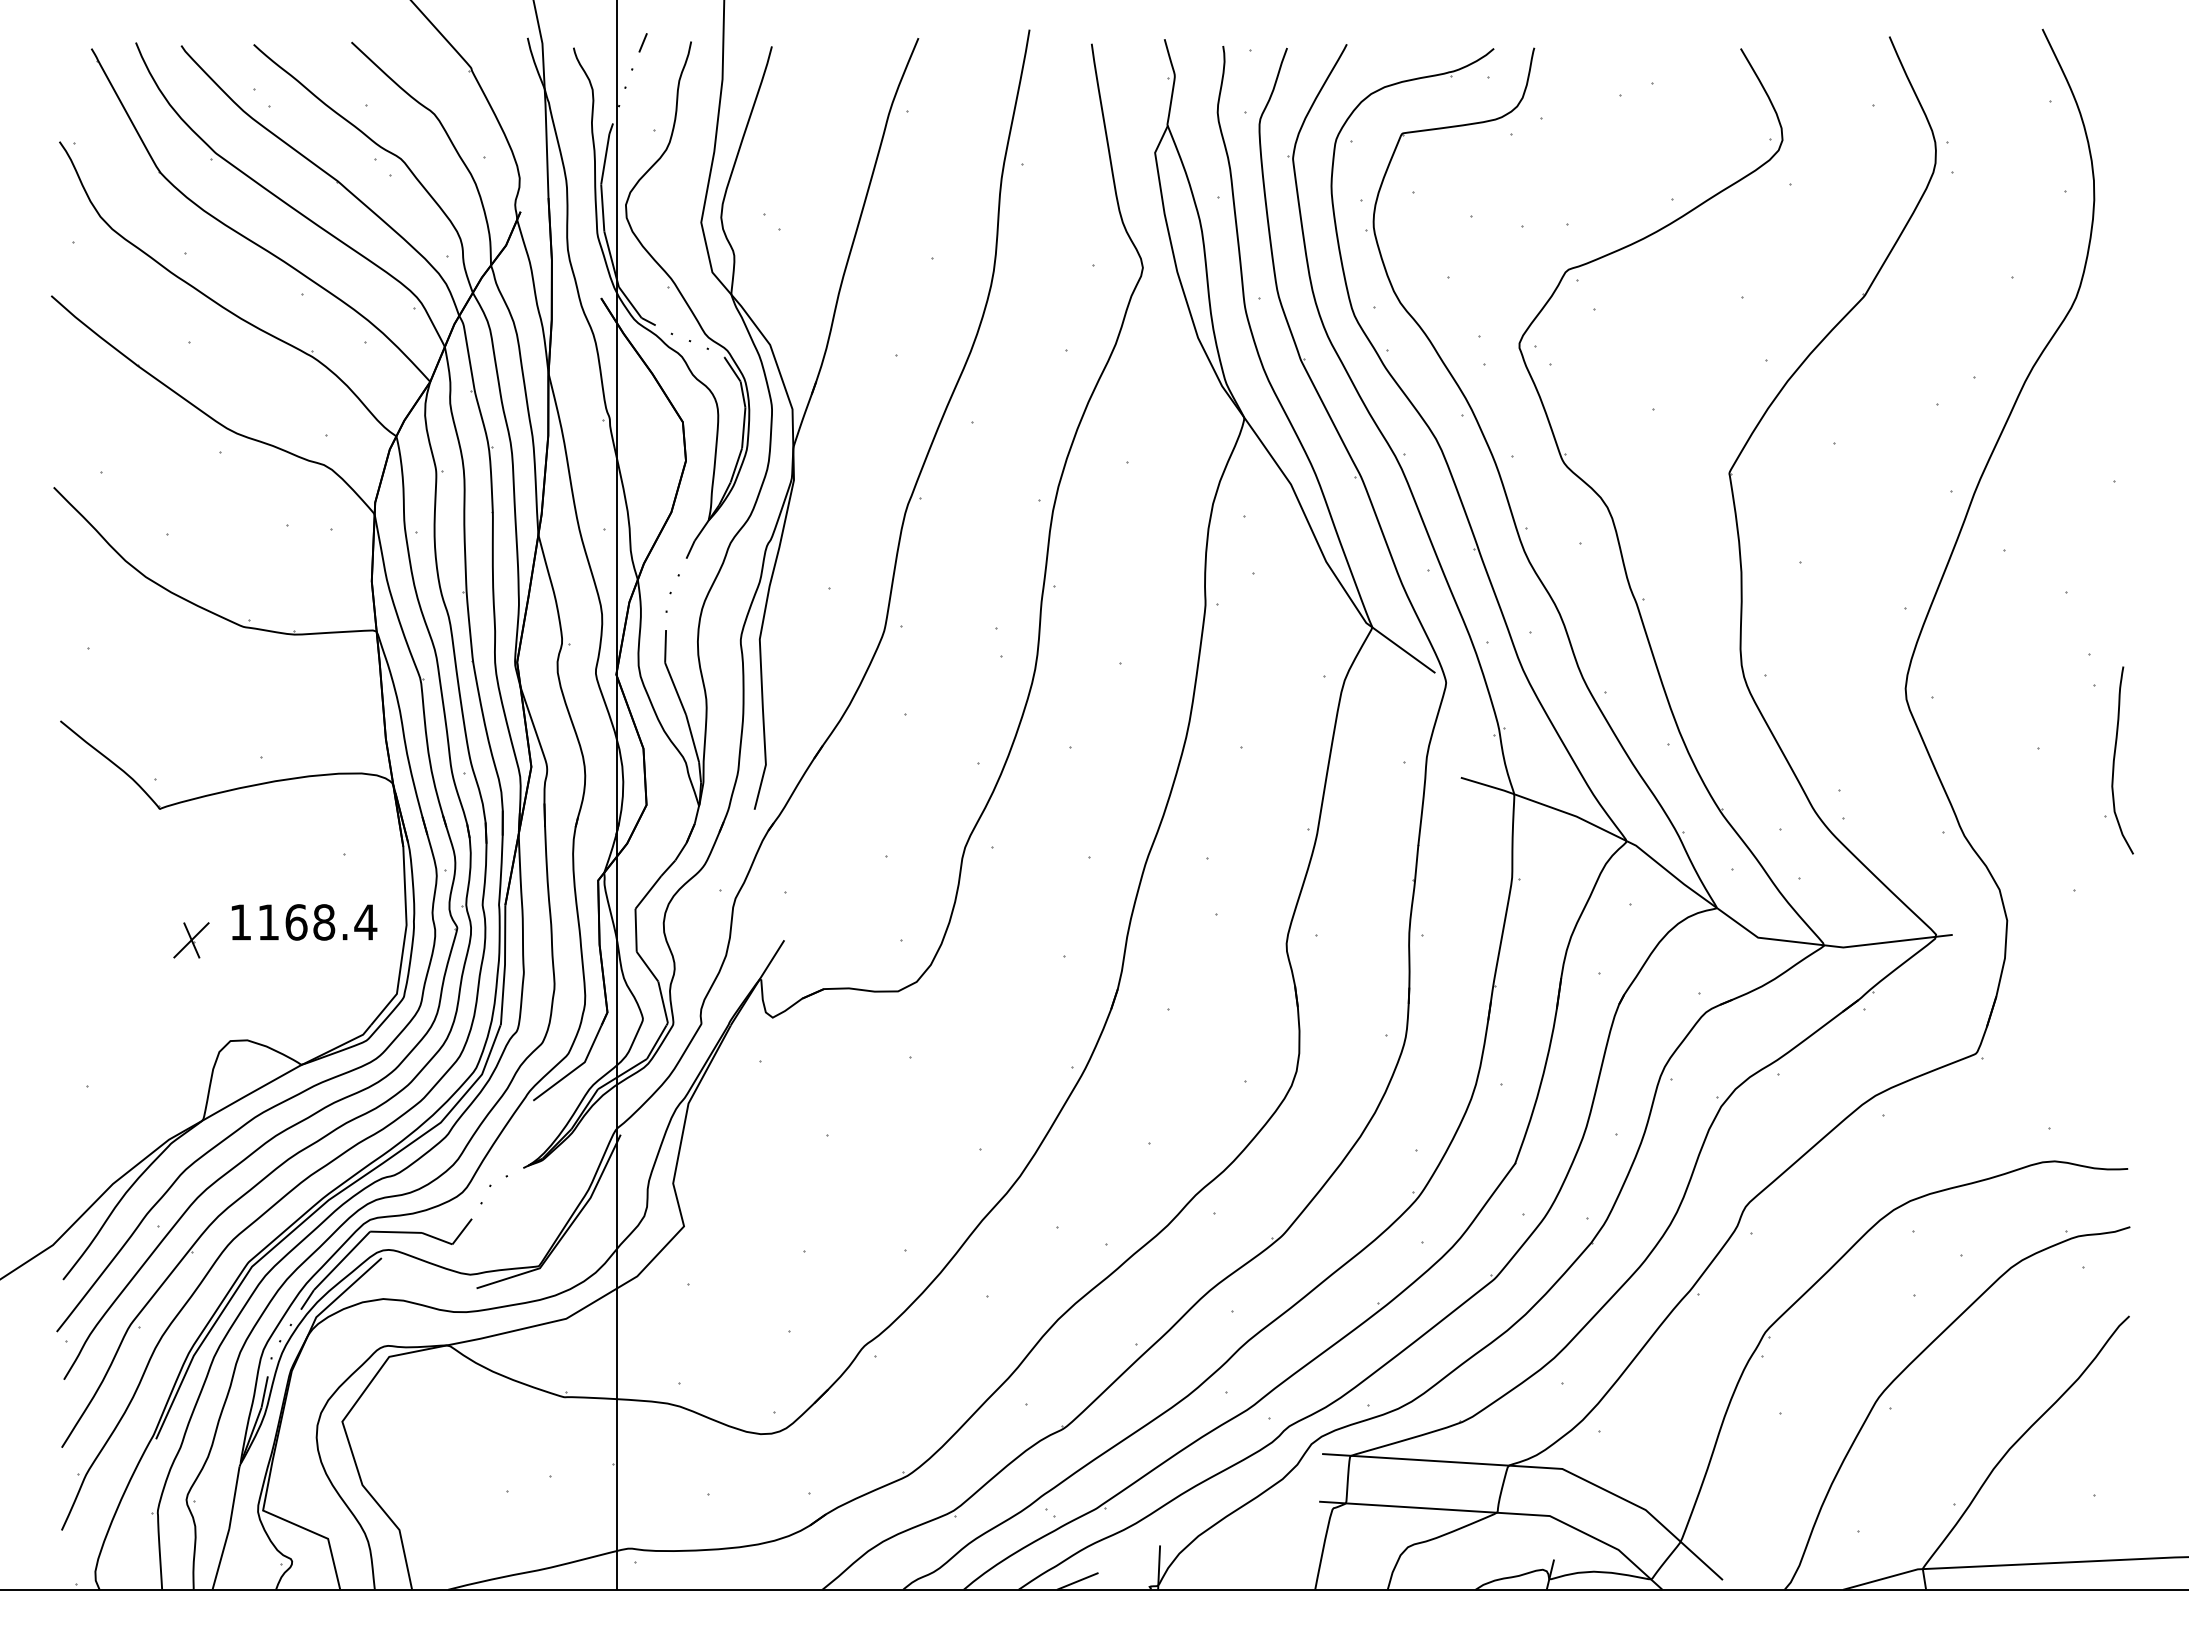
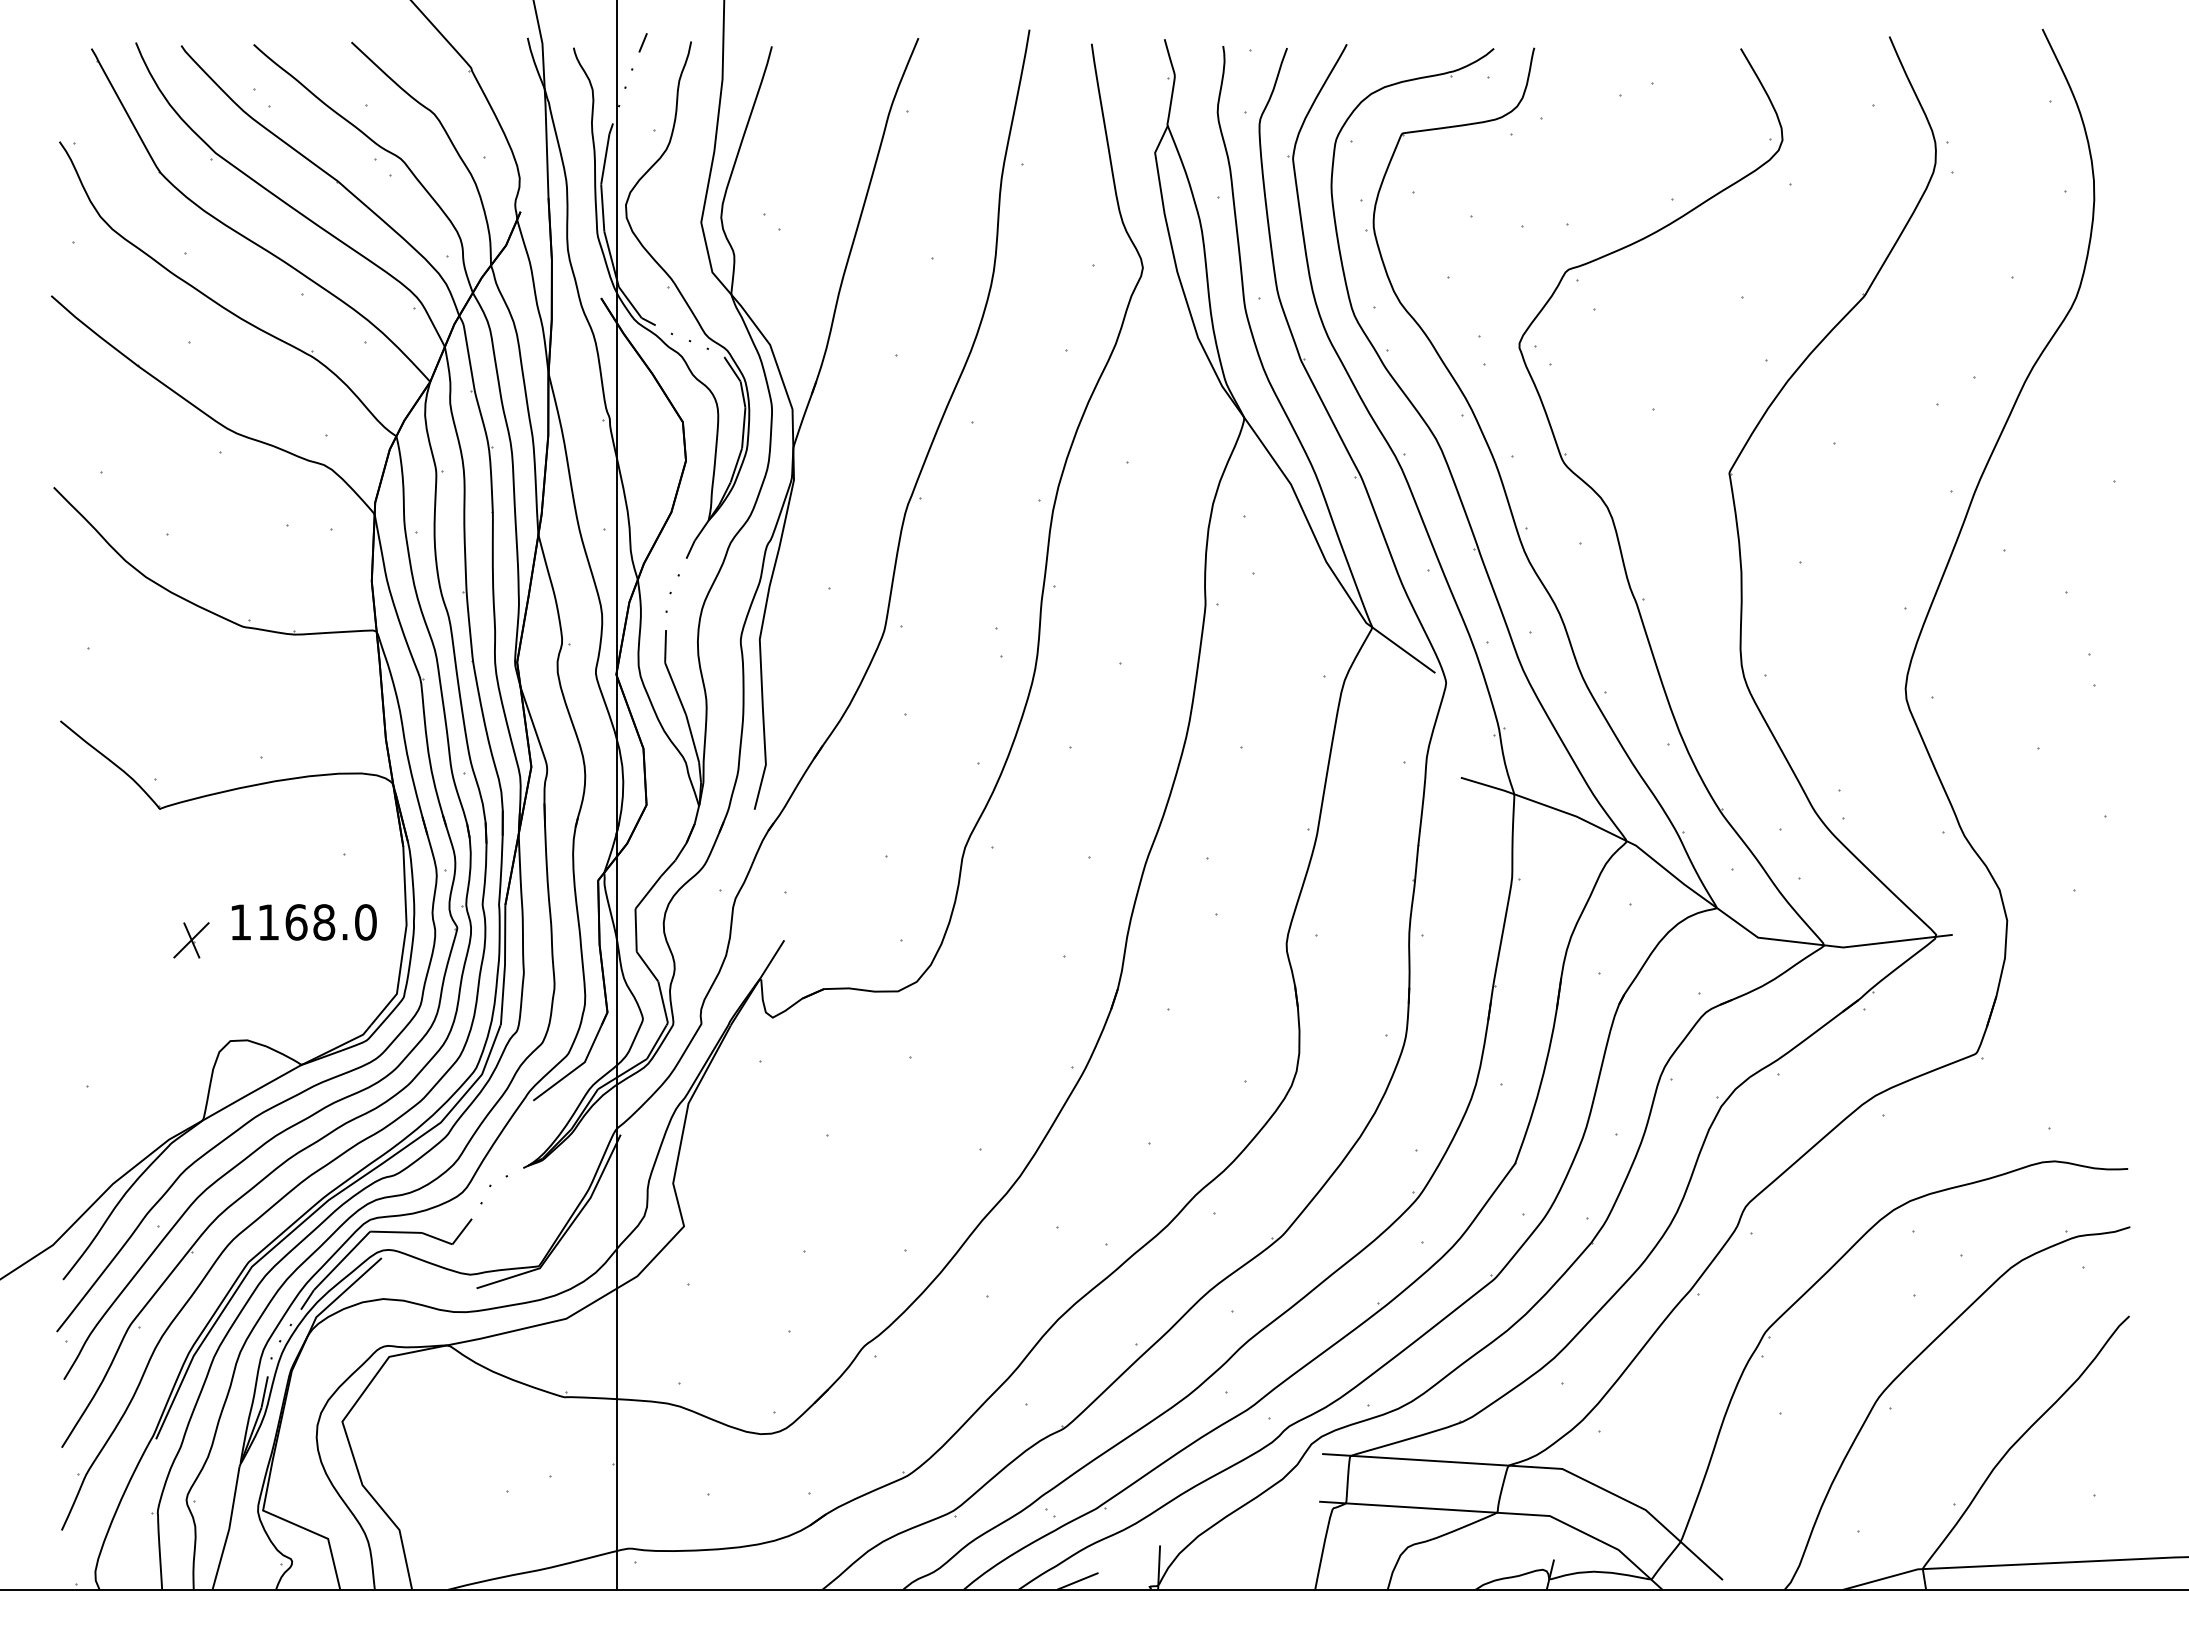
curve: present -> none (2115, 757)
text: 1168.4 -> 1168.0 (365, 922)
